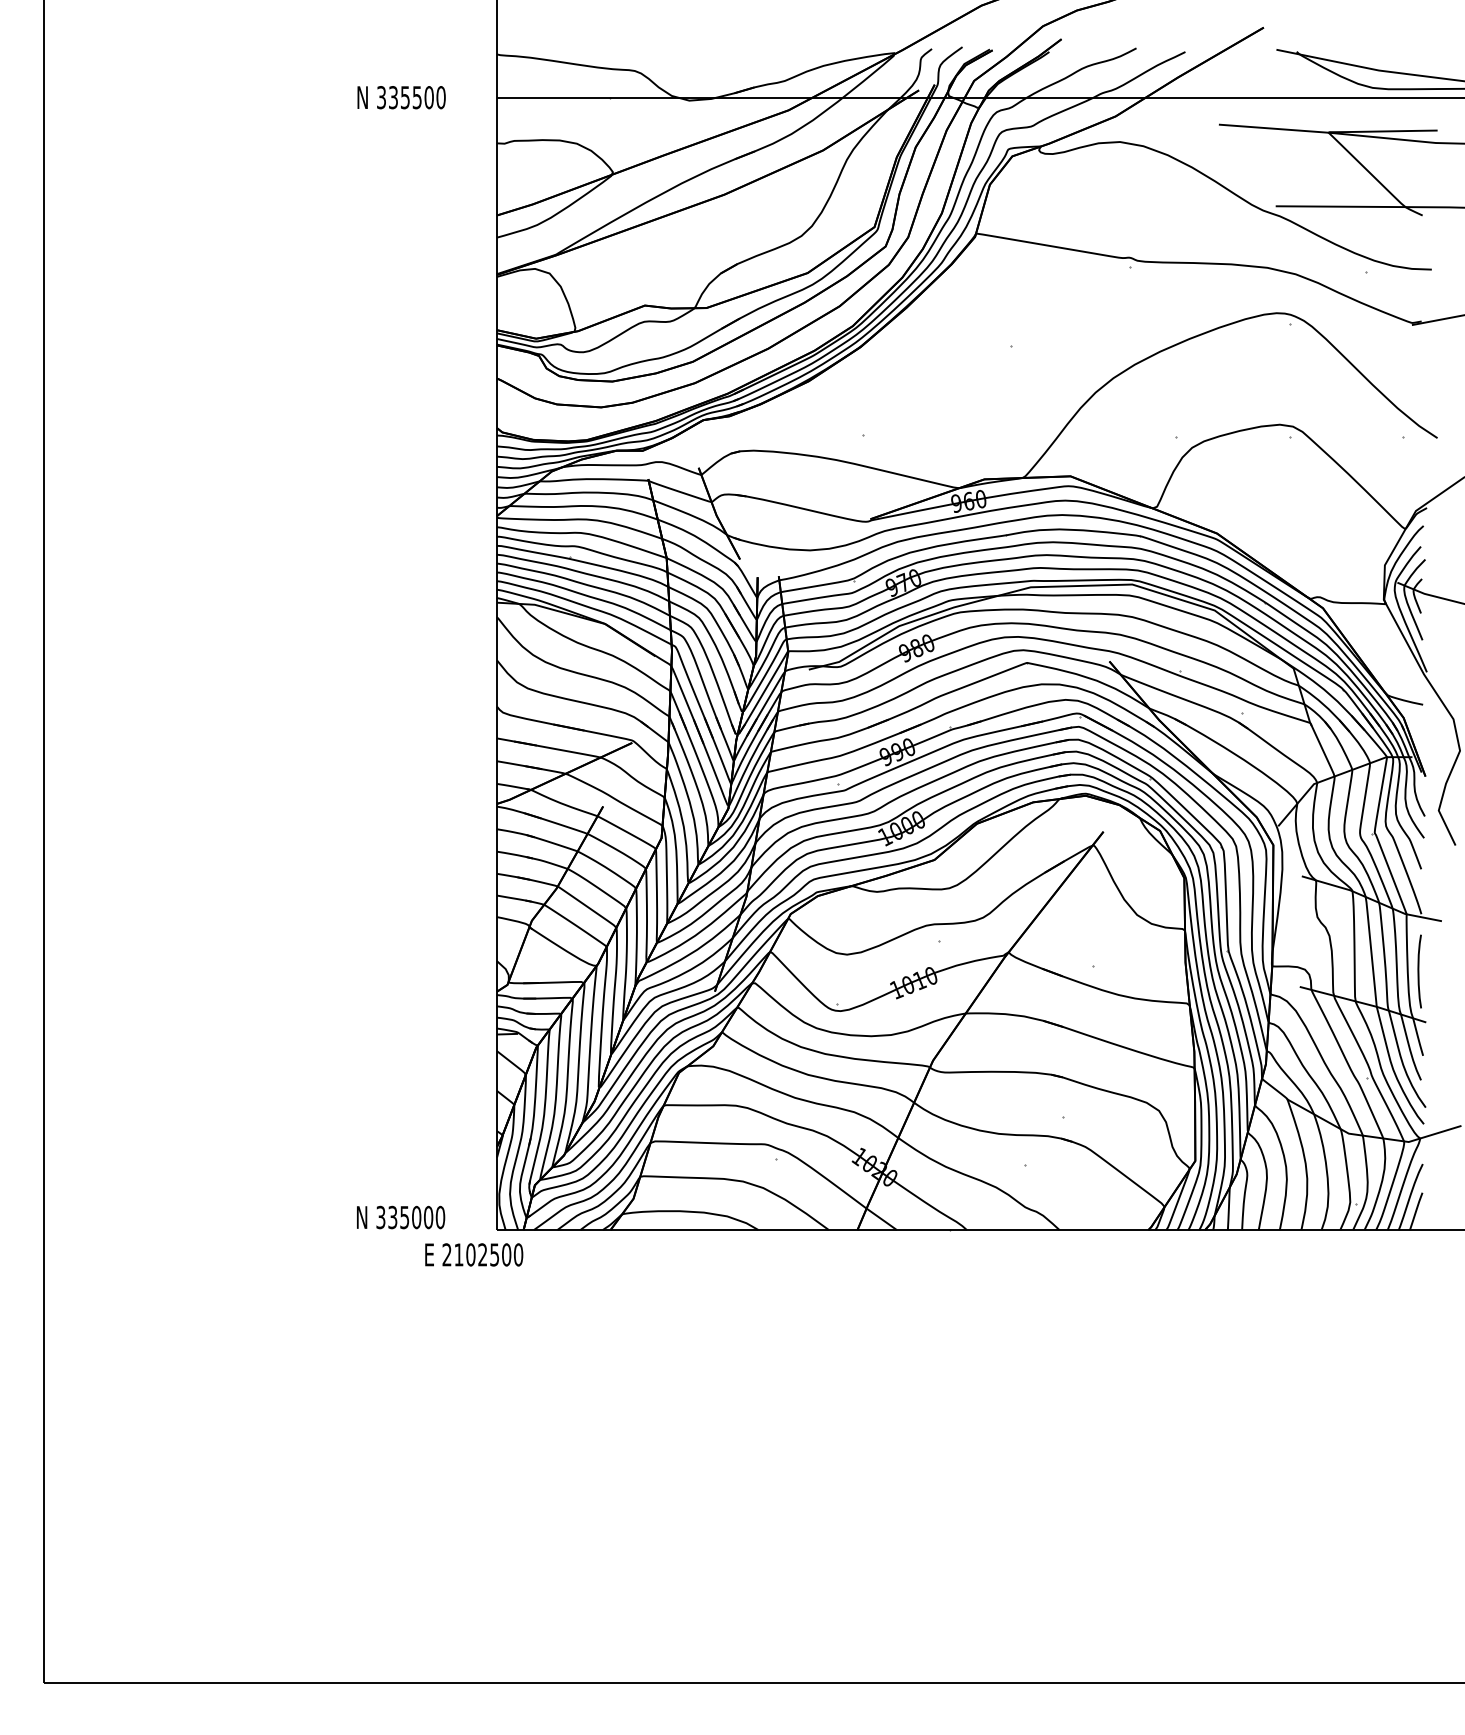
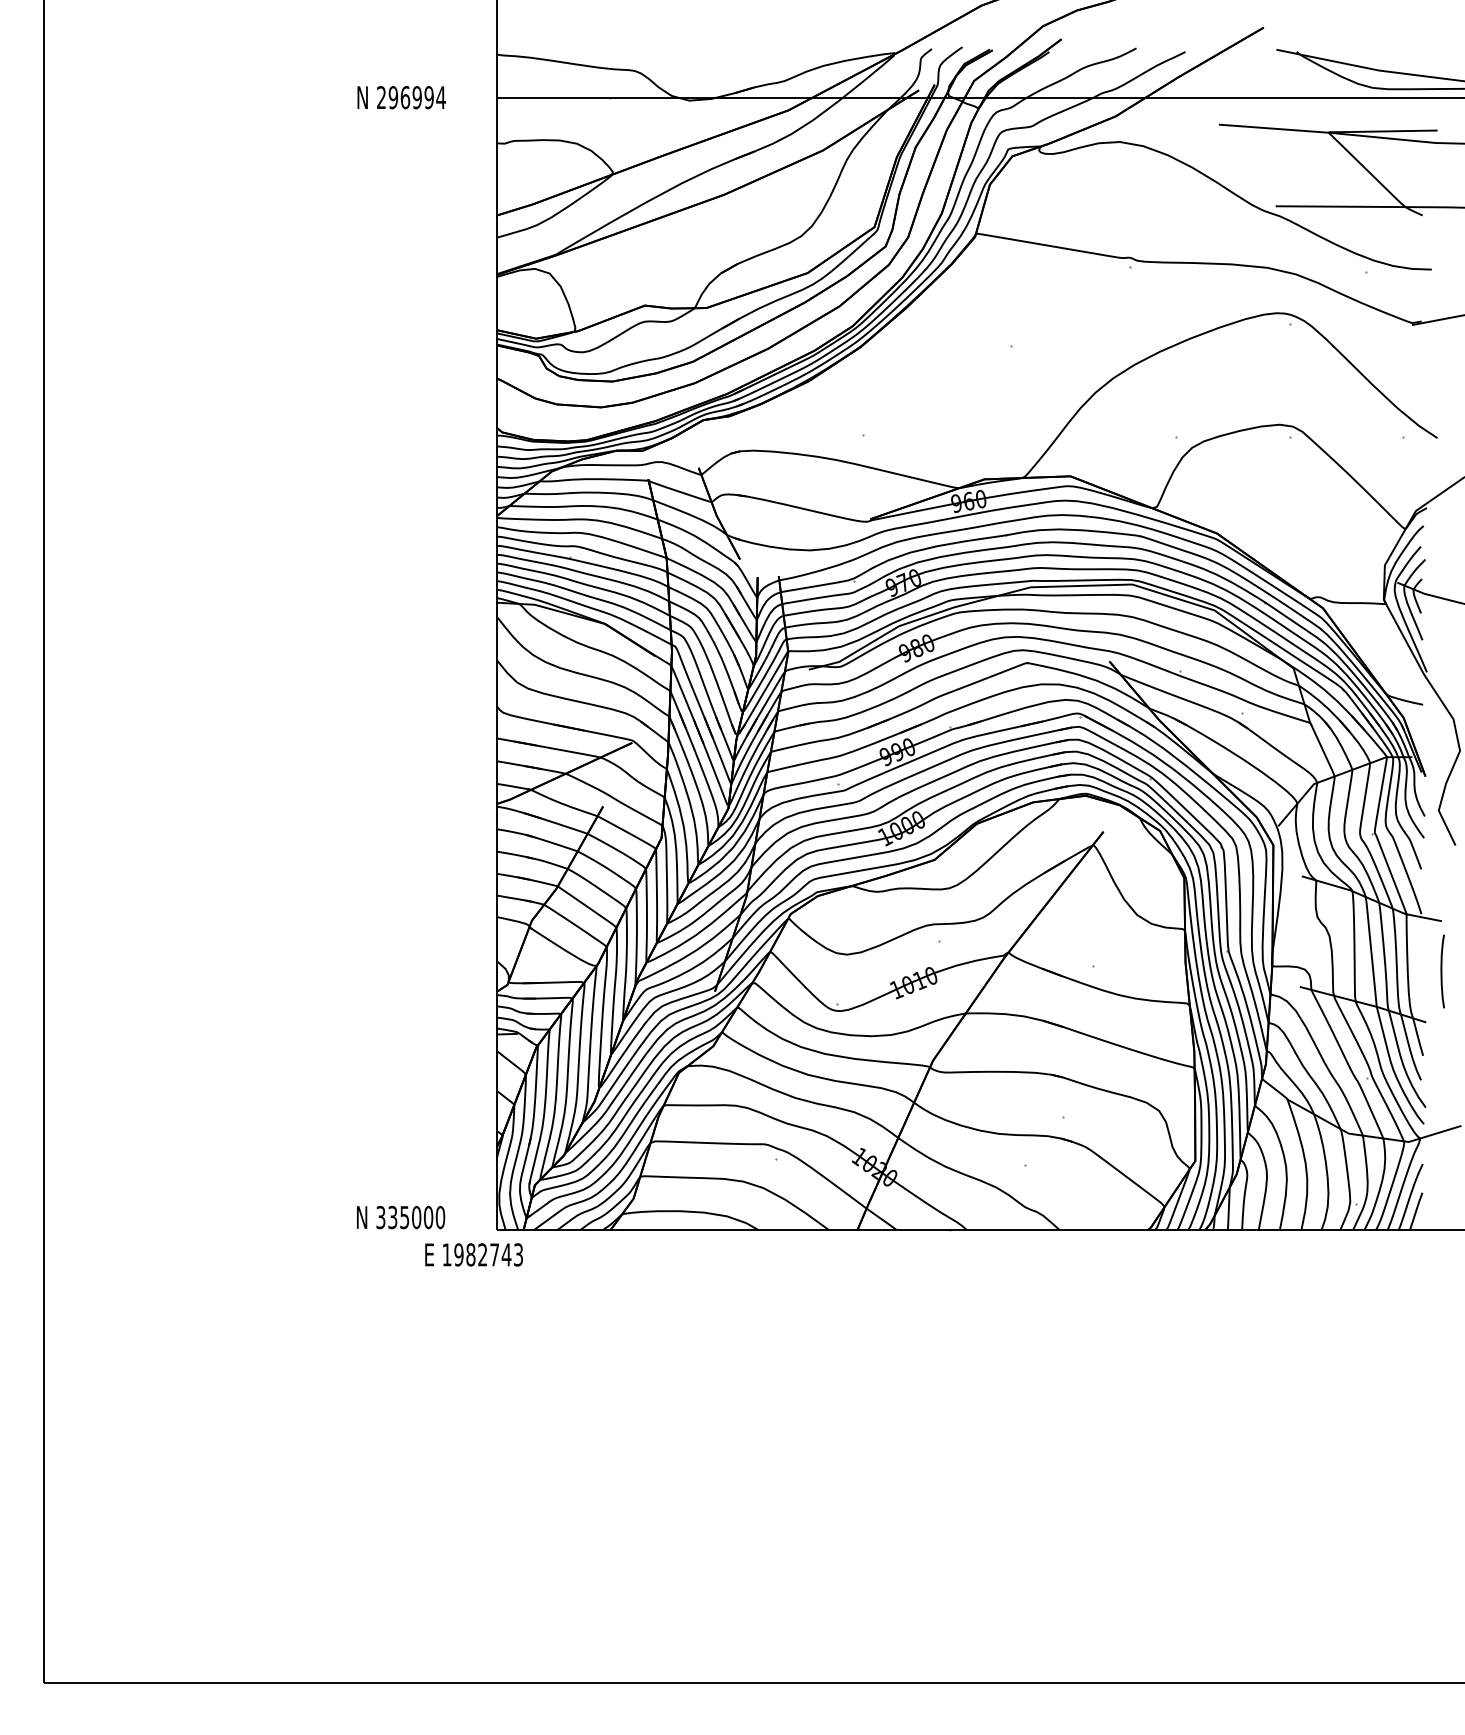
text: 335500 -> 296994 (411, 97)
curve position: (1419, 971) -> (1442, 971) (1442, 971)
text: 2102500 -> 1982743 (482, 1254)
